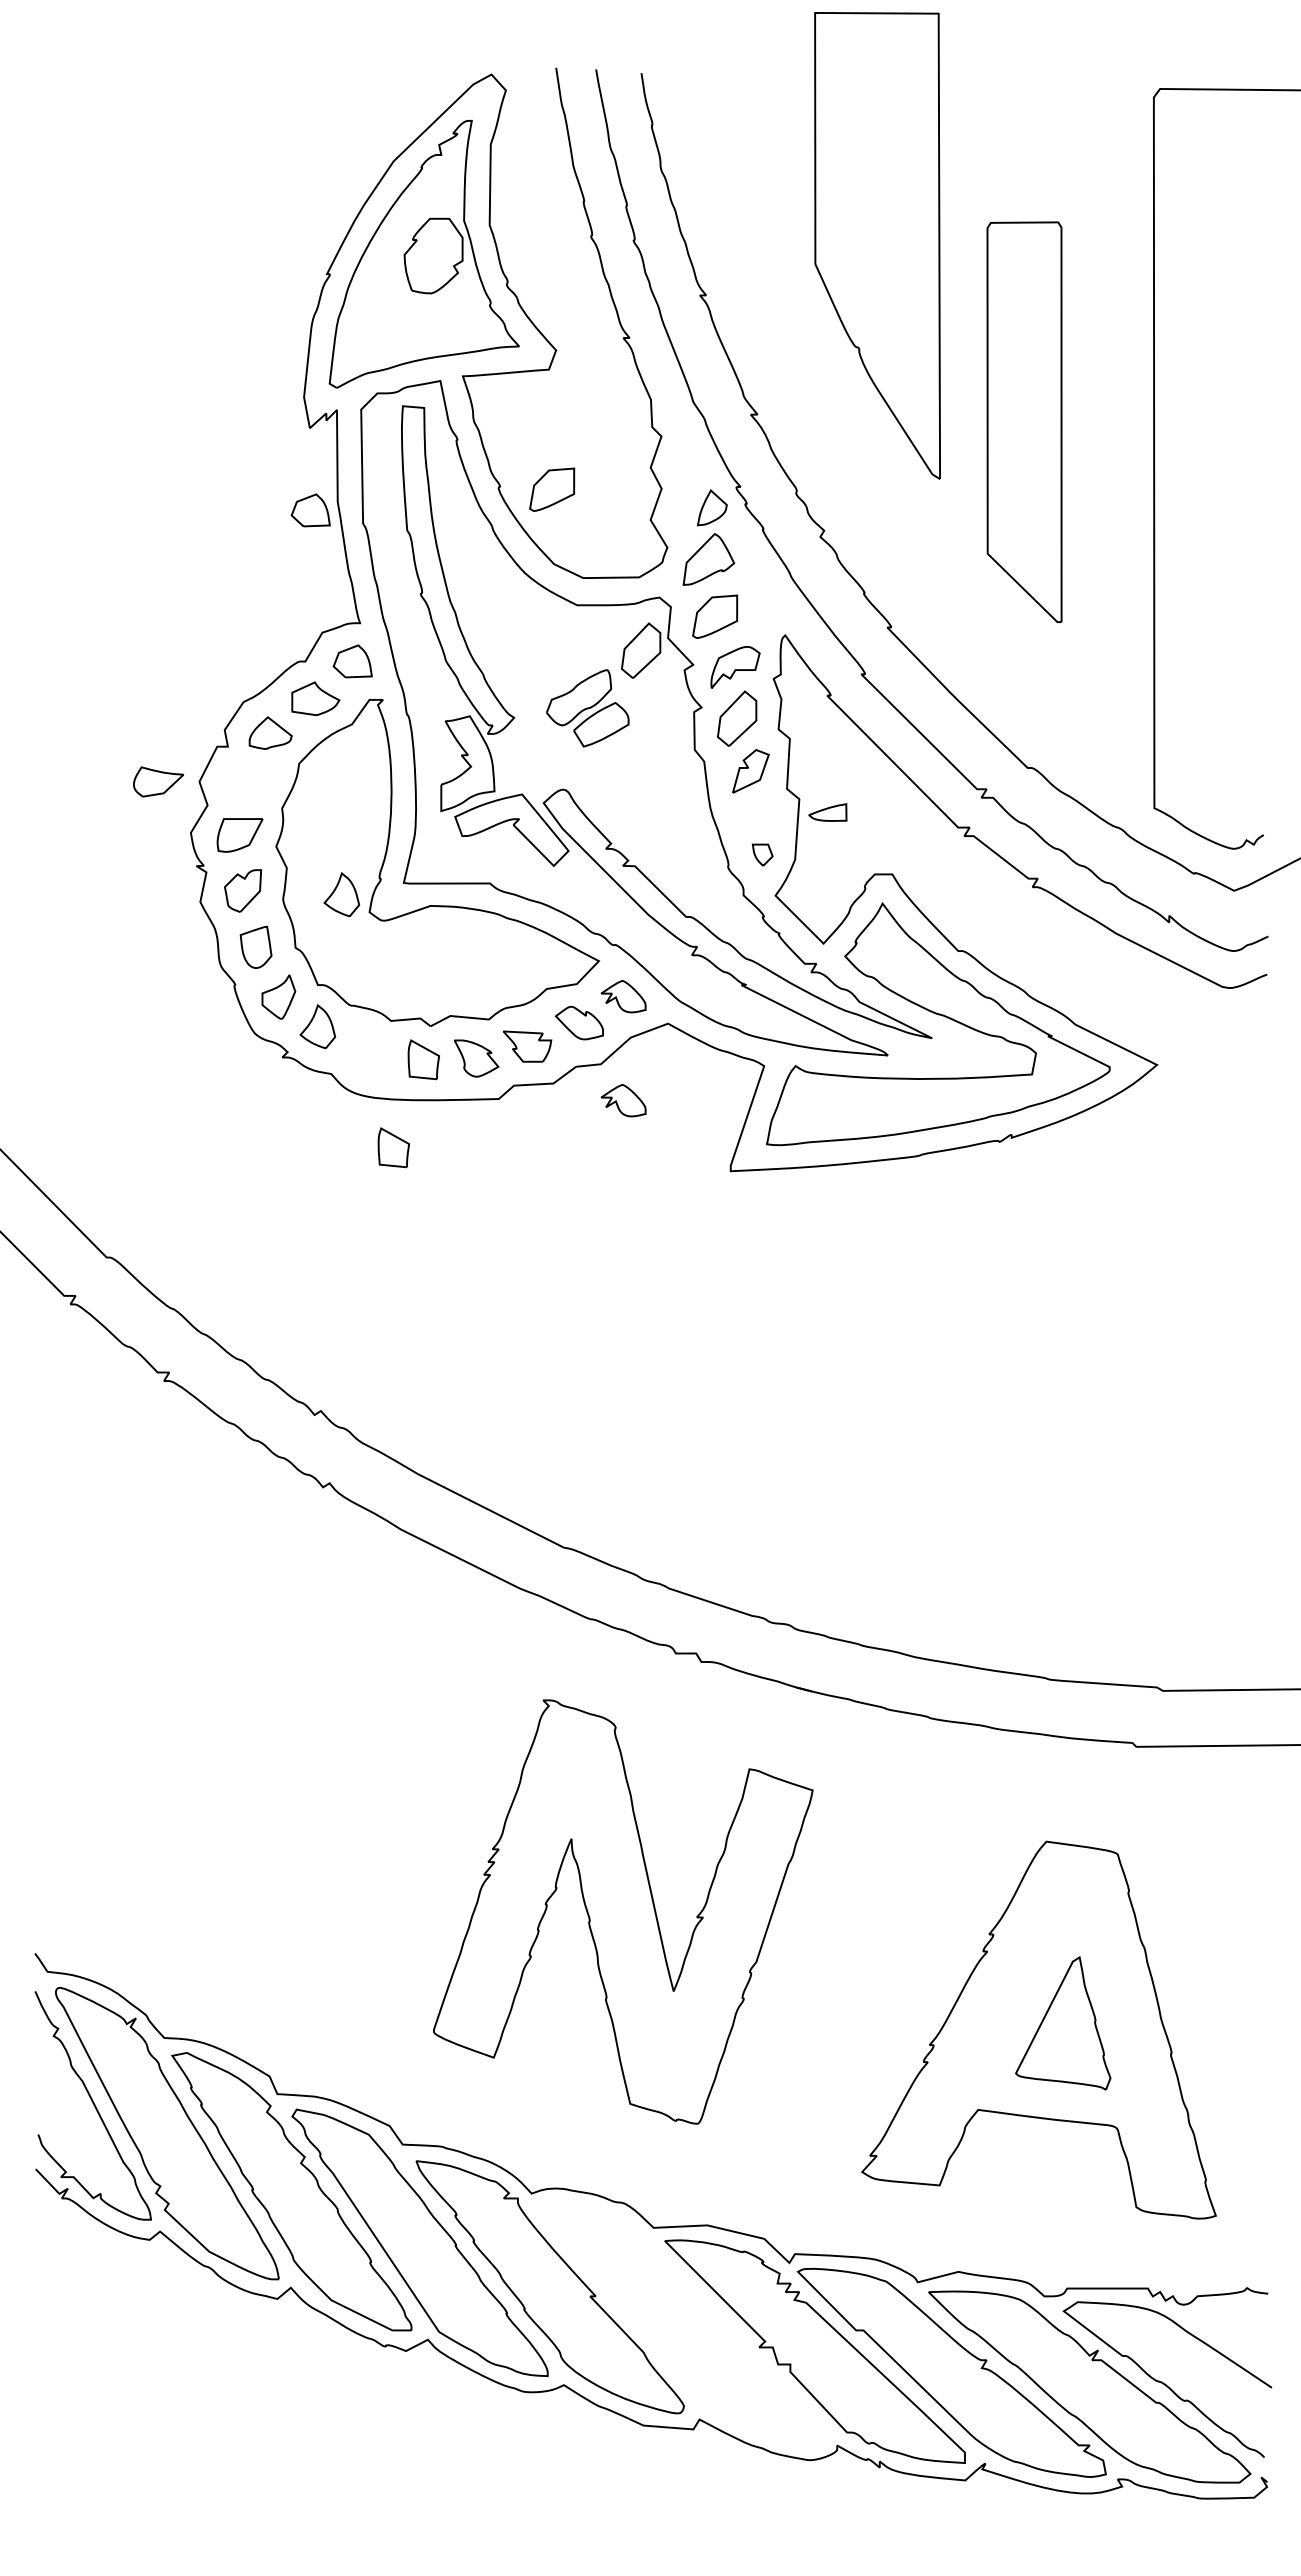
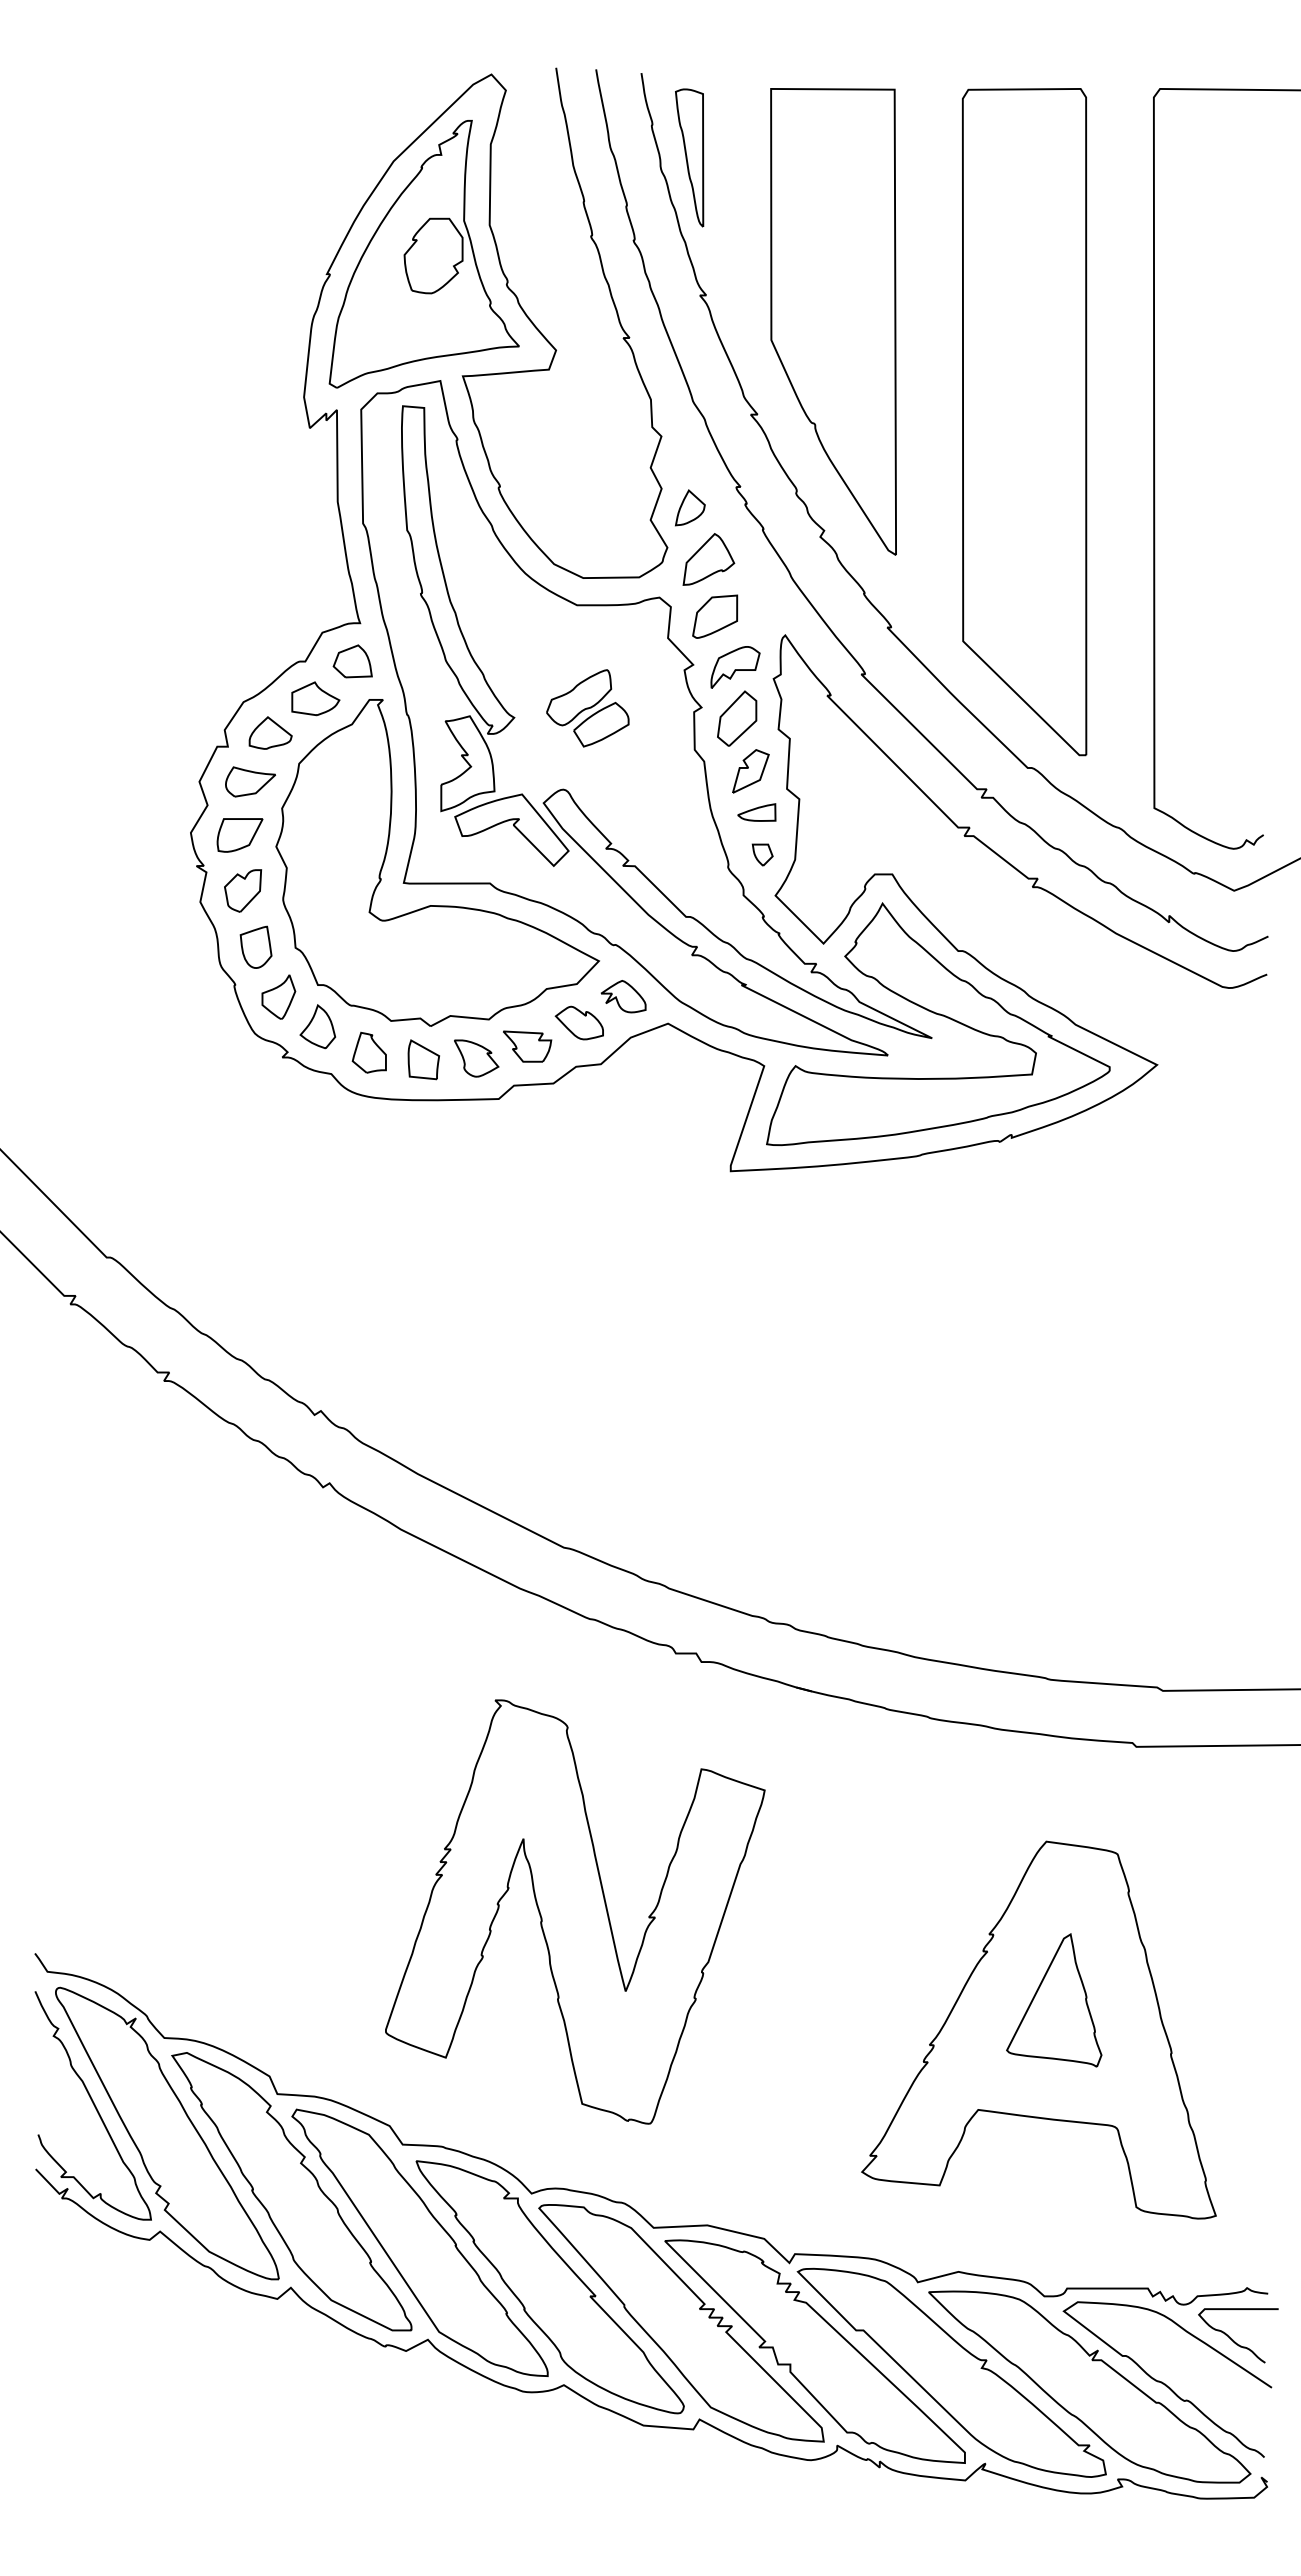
part: none -> present (689, 157)
part position: (877, 245) -> (833, 321) (833, 321)
part size: 77x402 px -> 127x669 px (1024, 422)
part: present -> none (552, 489)
part position: (712, 507) -> (690, 507) (690, 507)
part: present -> none (310, 510)
part: present -> none (641, 650)
part position: (158, 781) -> (250, 781) (250, 781)
part position: (827, 812) -> (756, 812) (756, 812)
part: present -> none (341, 894)
part: none -> present (368, 1052)
part: present -> none (623, 1100)
part: present -> none (393, 1147)
part position: (623, 1911) -> (575, 1911) (575, 1911)
part position: (1063, 2023) -> (1054, 2000) (1054, 2000)
part: none -> present (681, 2323)
curve: none -> present (1233, 2339)
